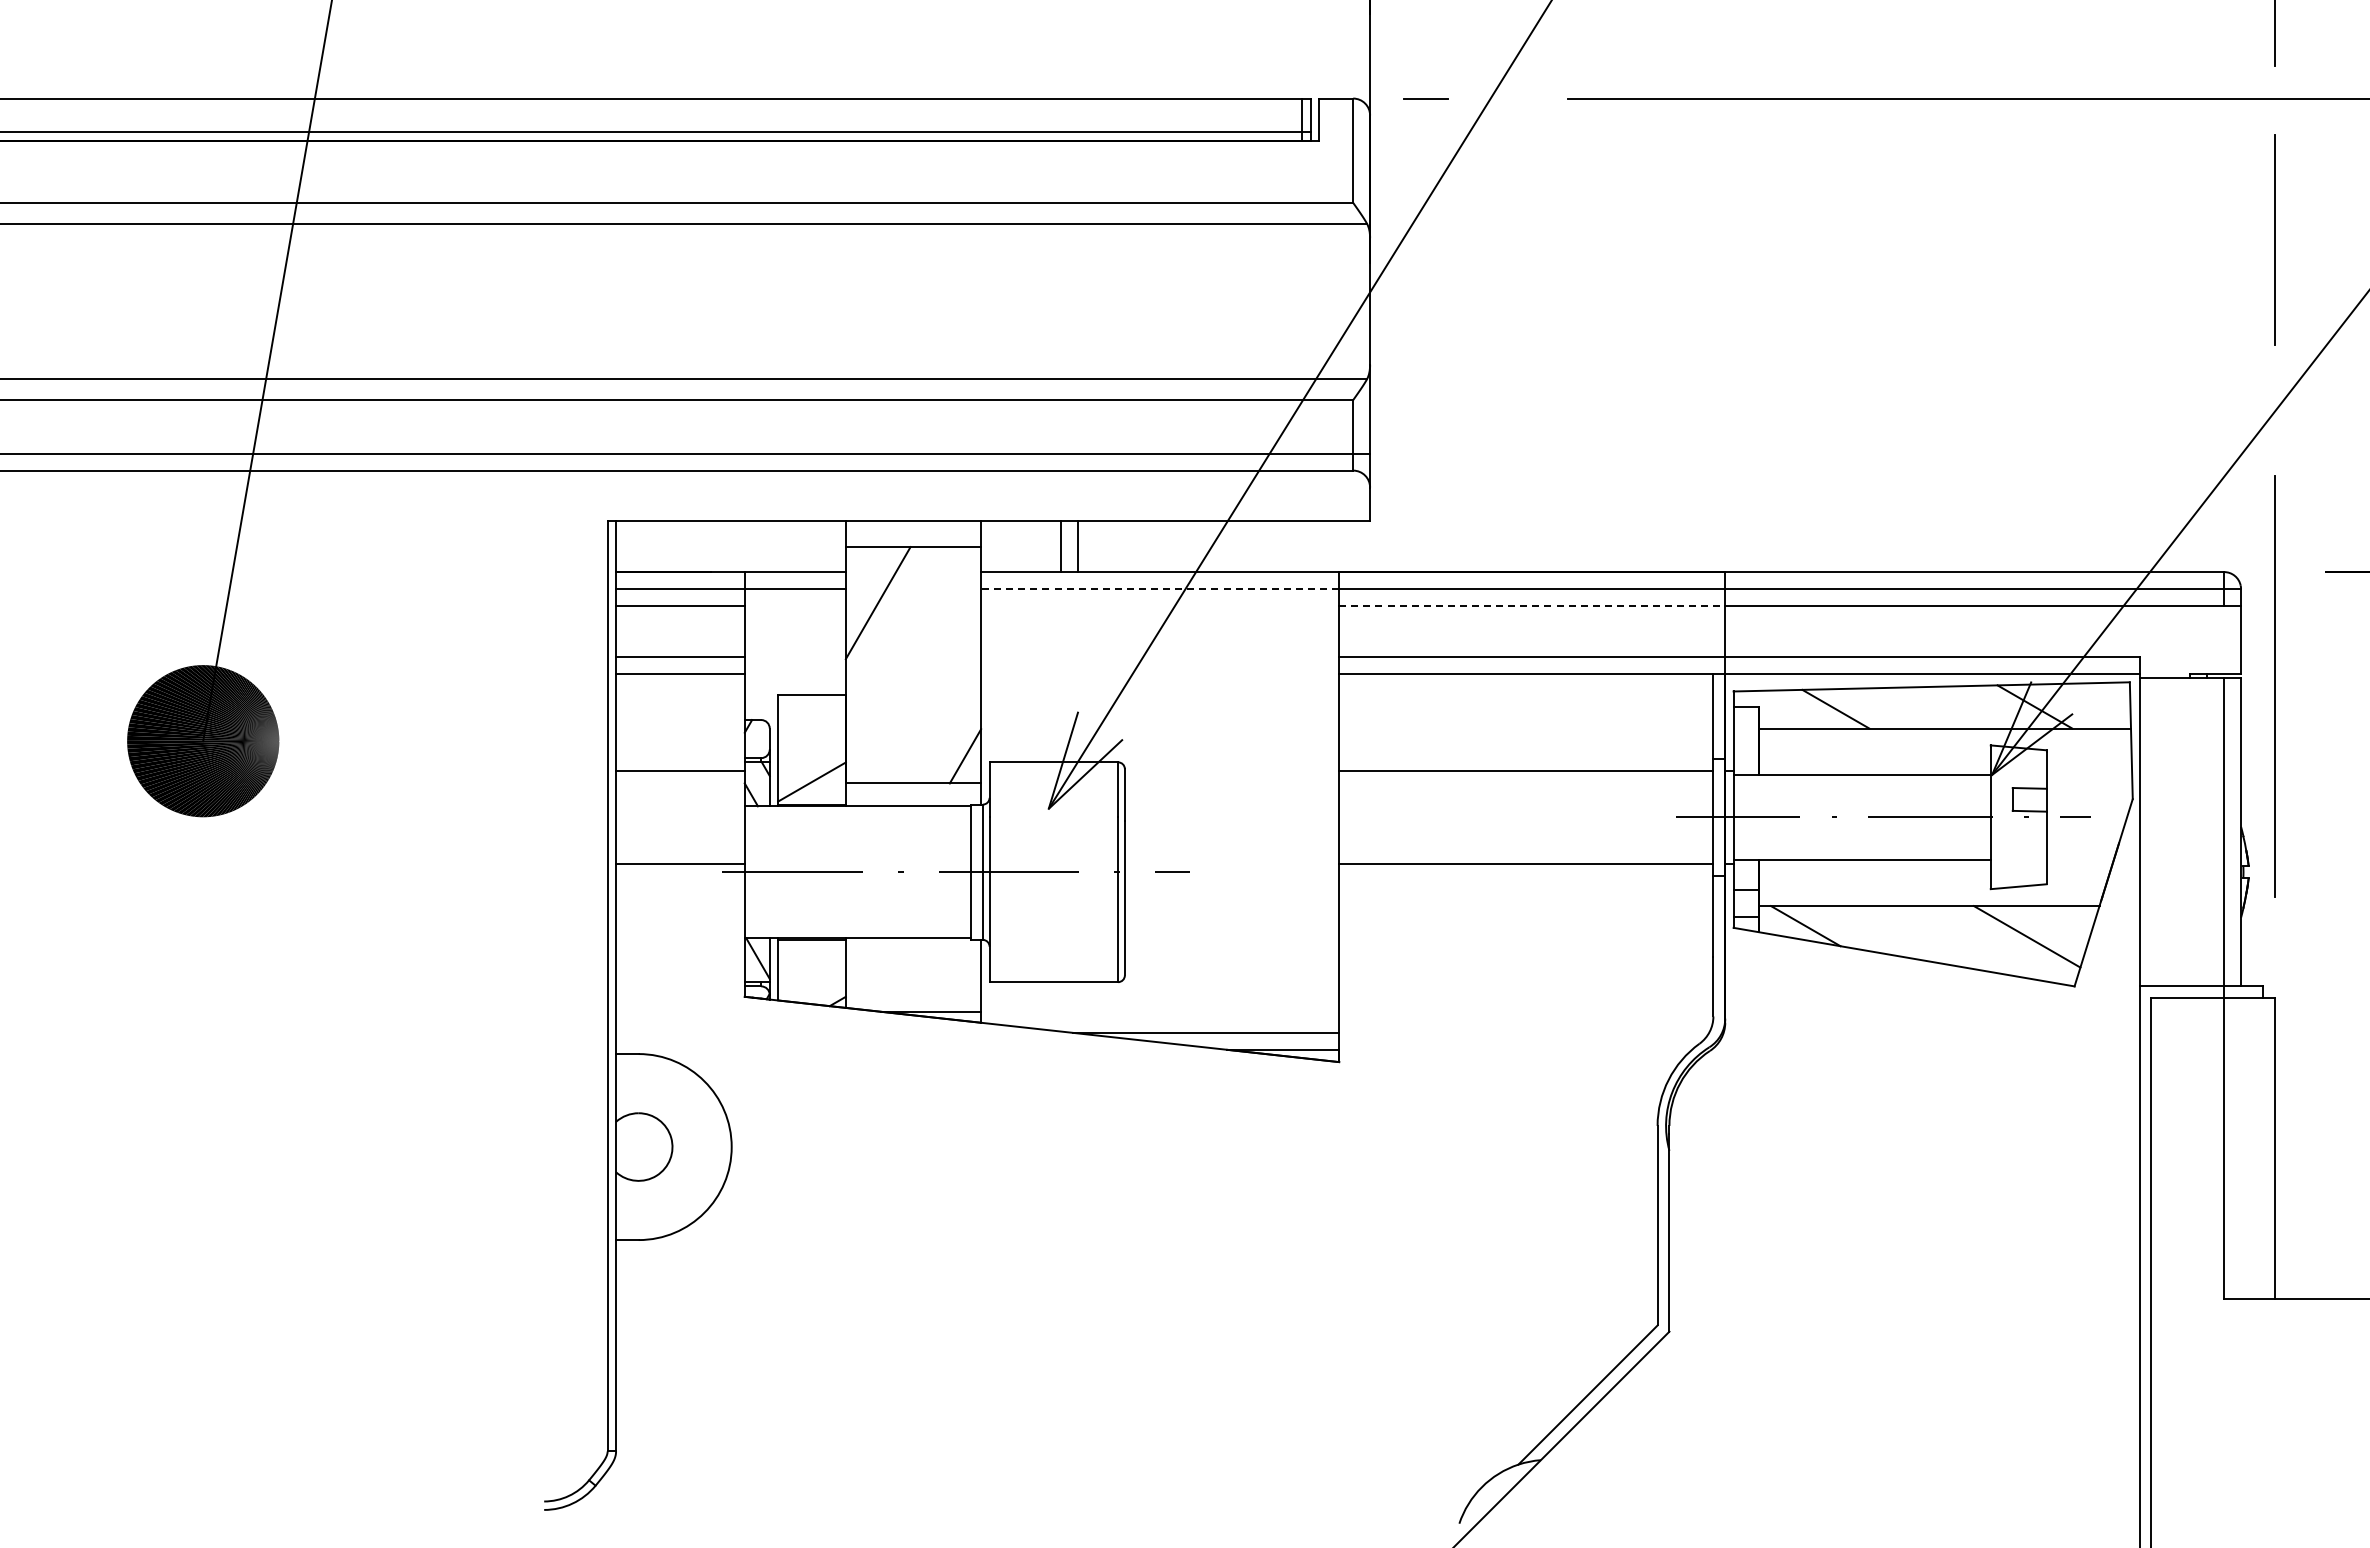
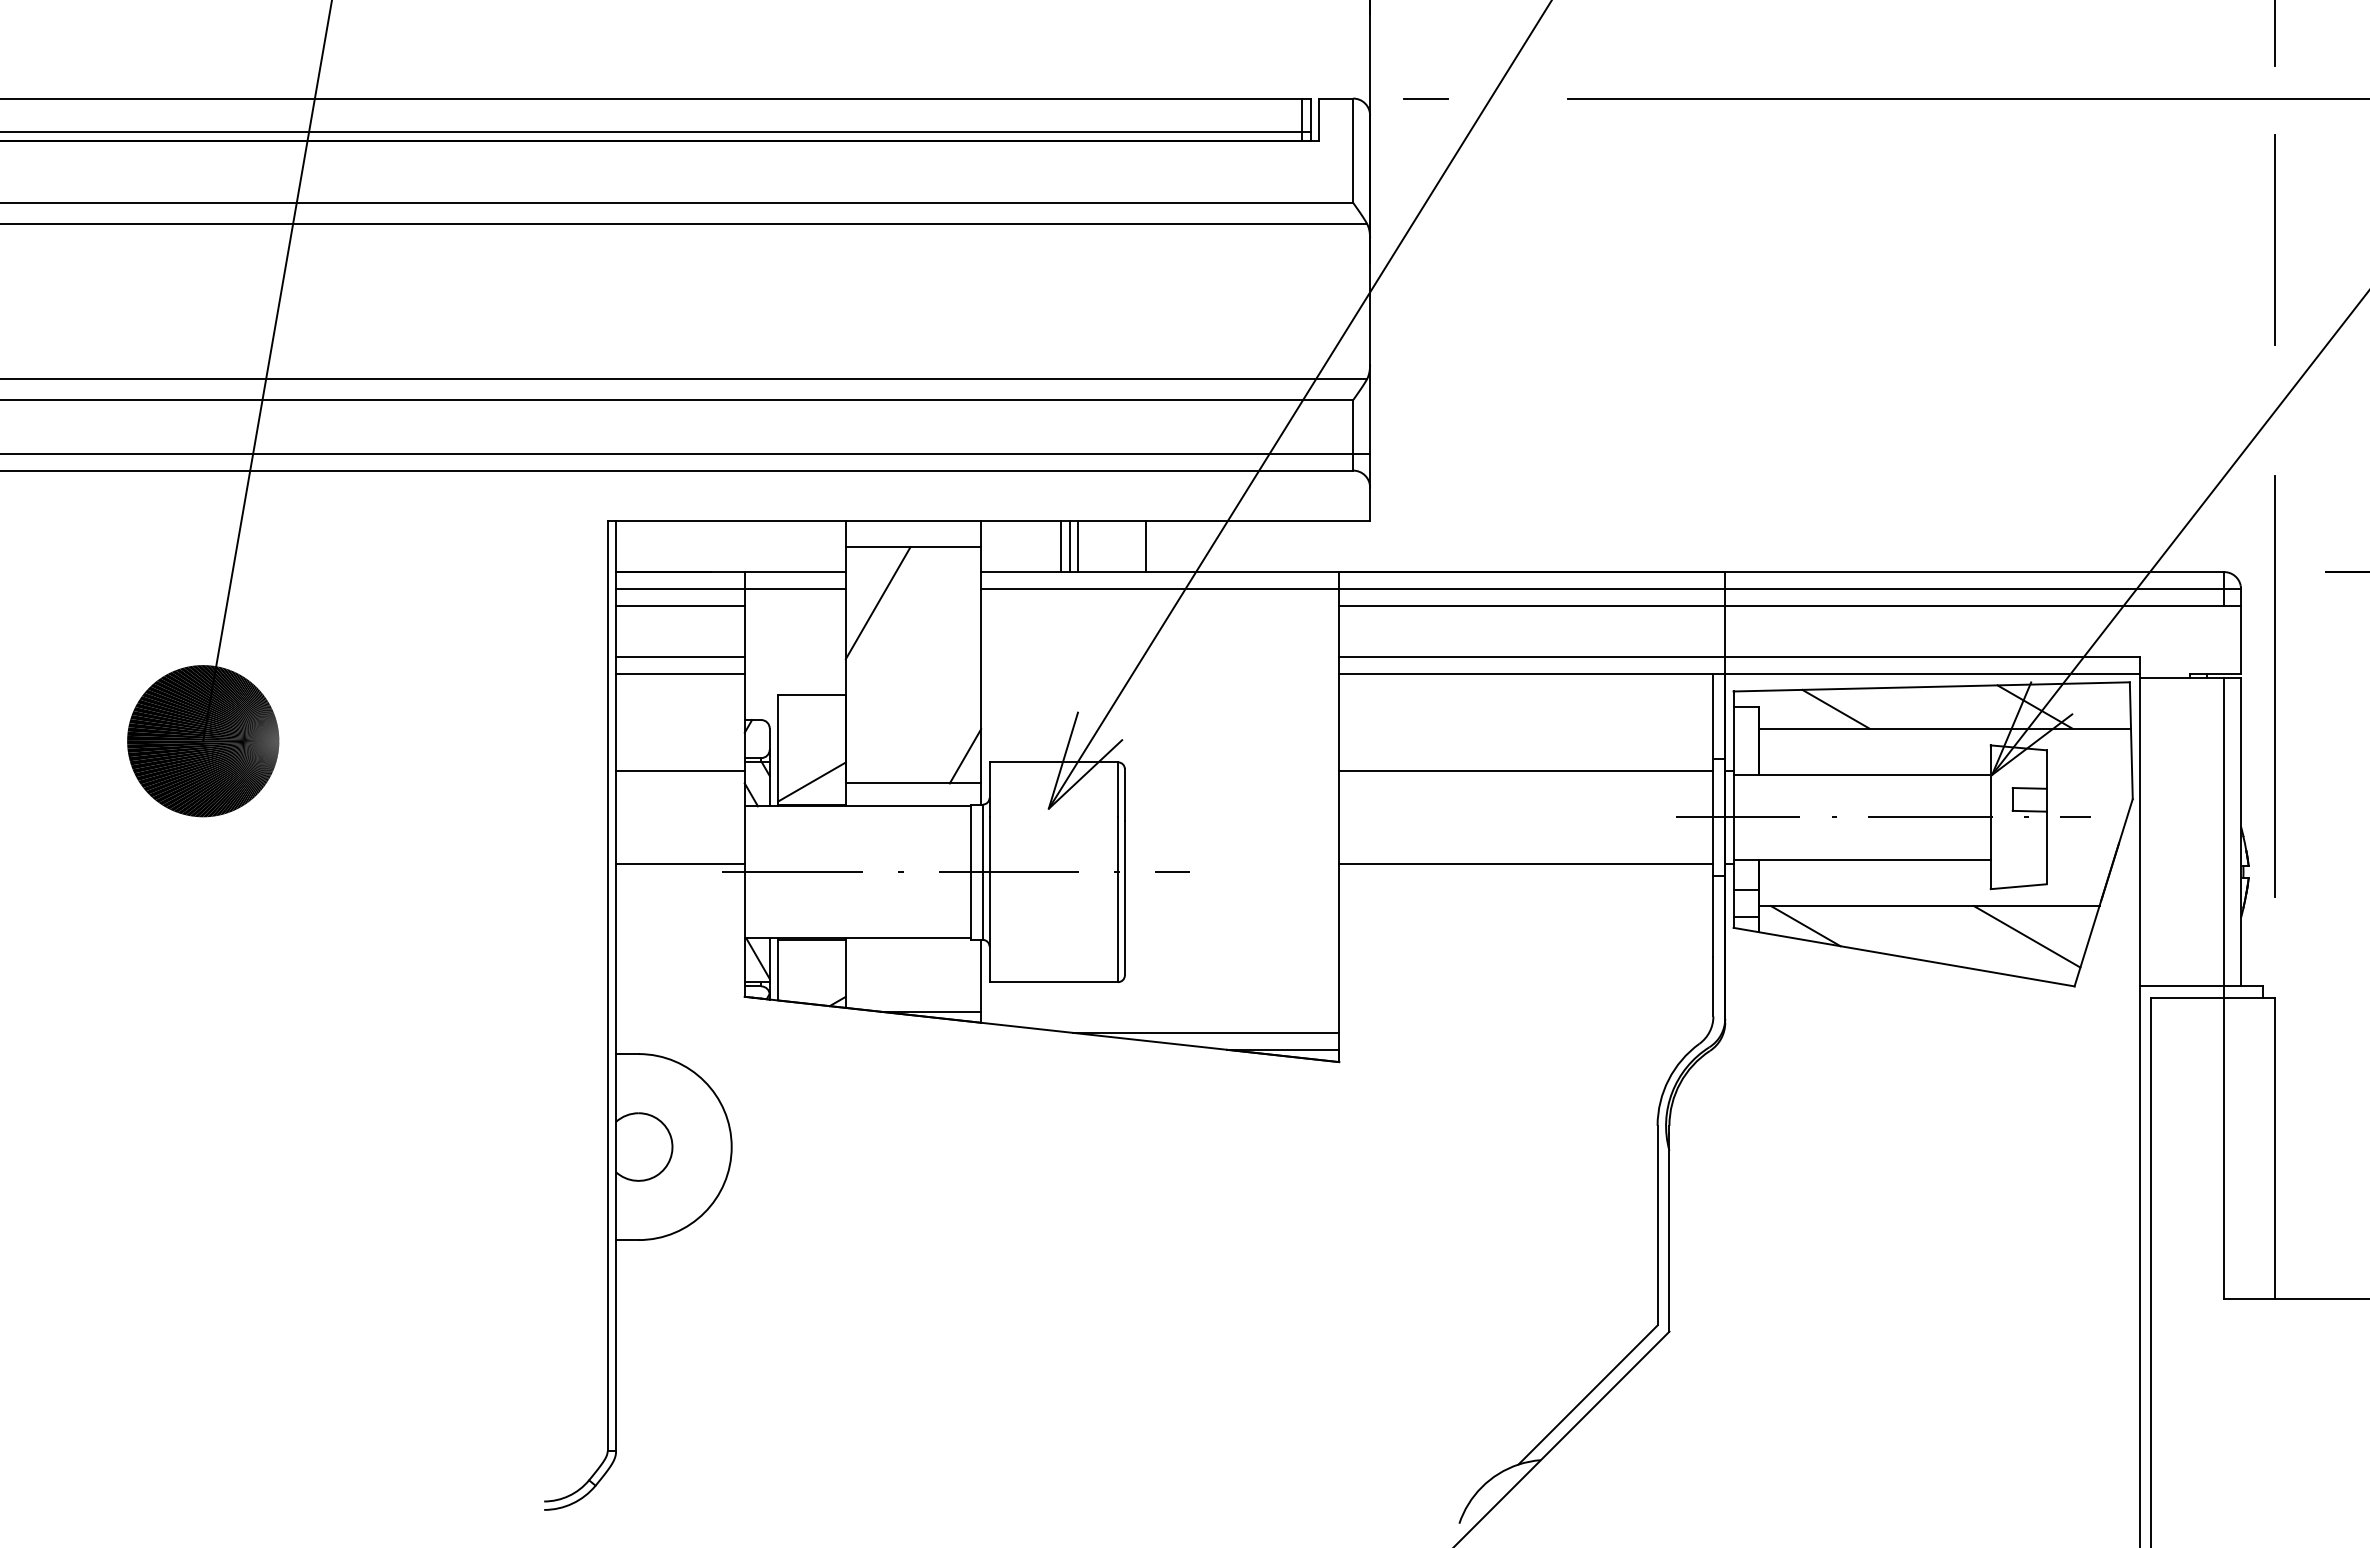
line: none -> present (1069, 546)
line: none -> present (1146, 546)
line: dashed -> solid (1159, 588)
line: dashed -> solid (1532, 605)
